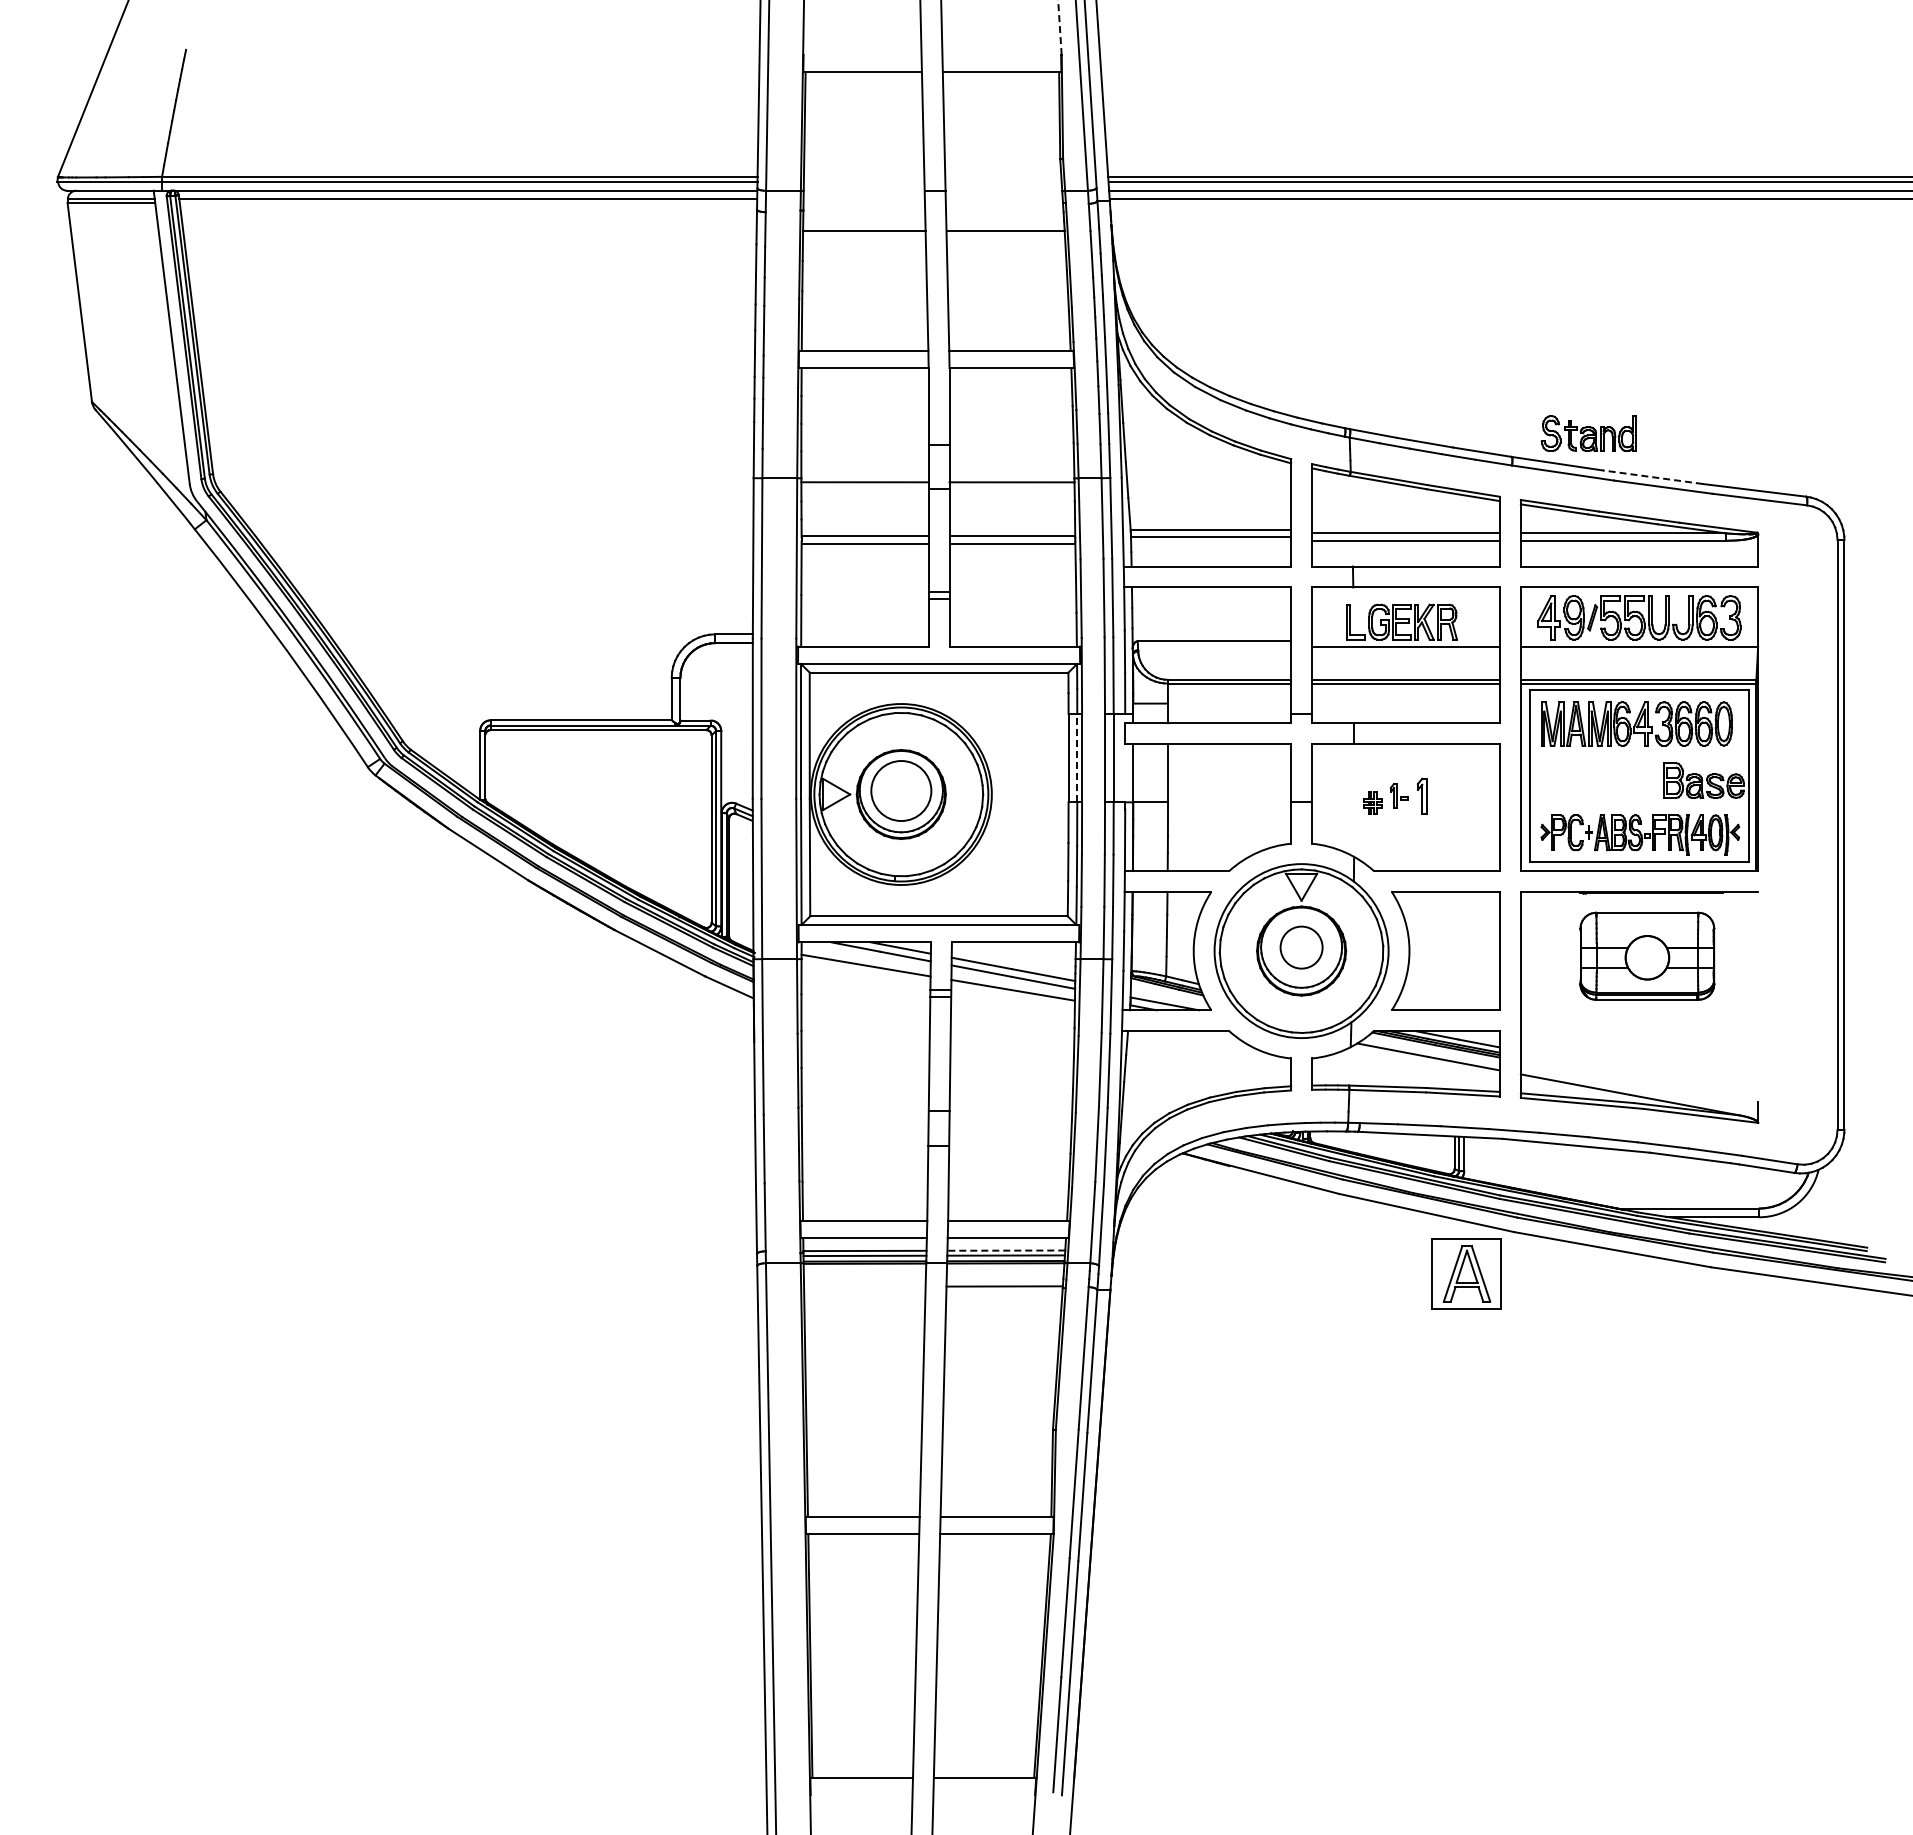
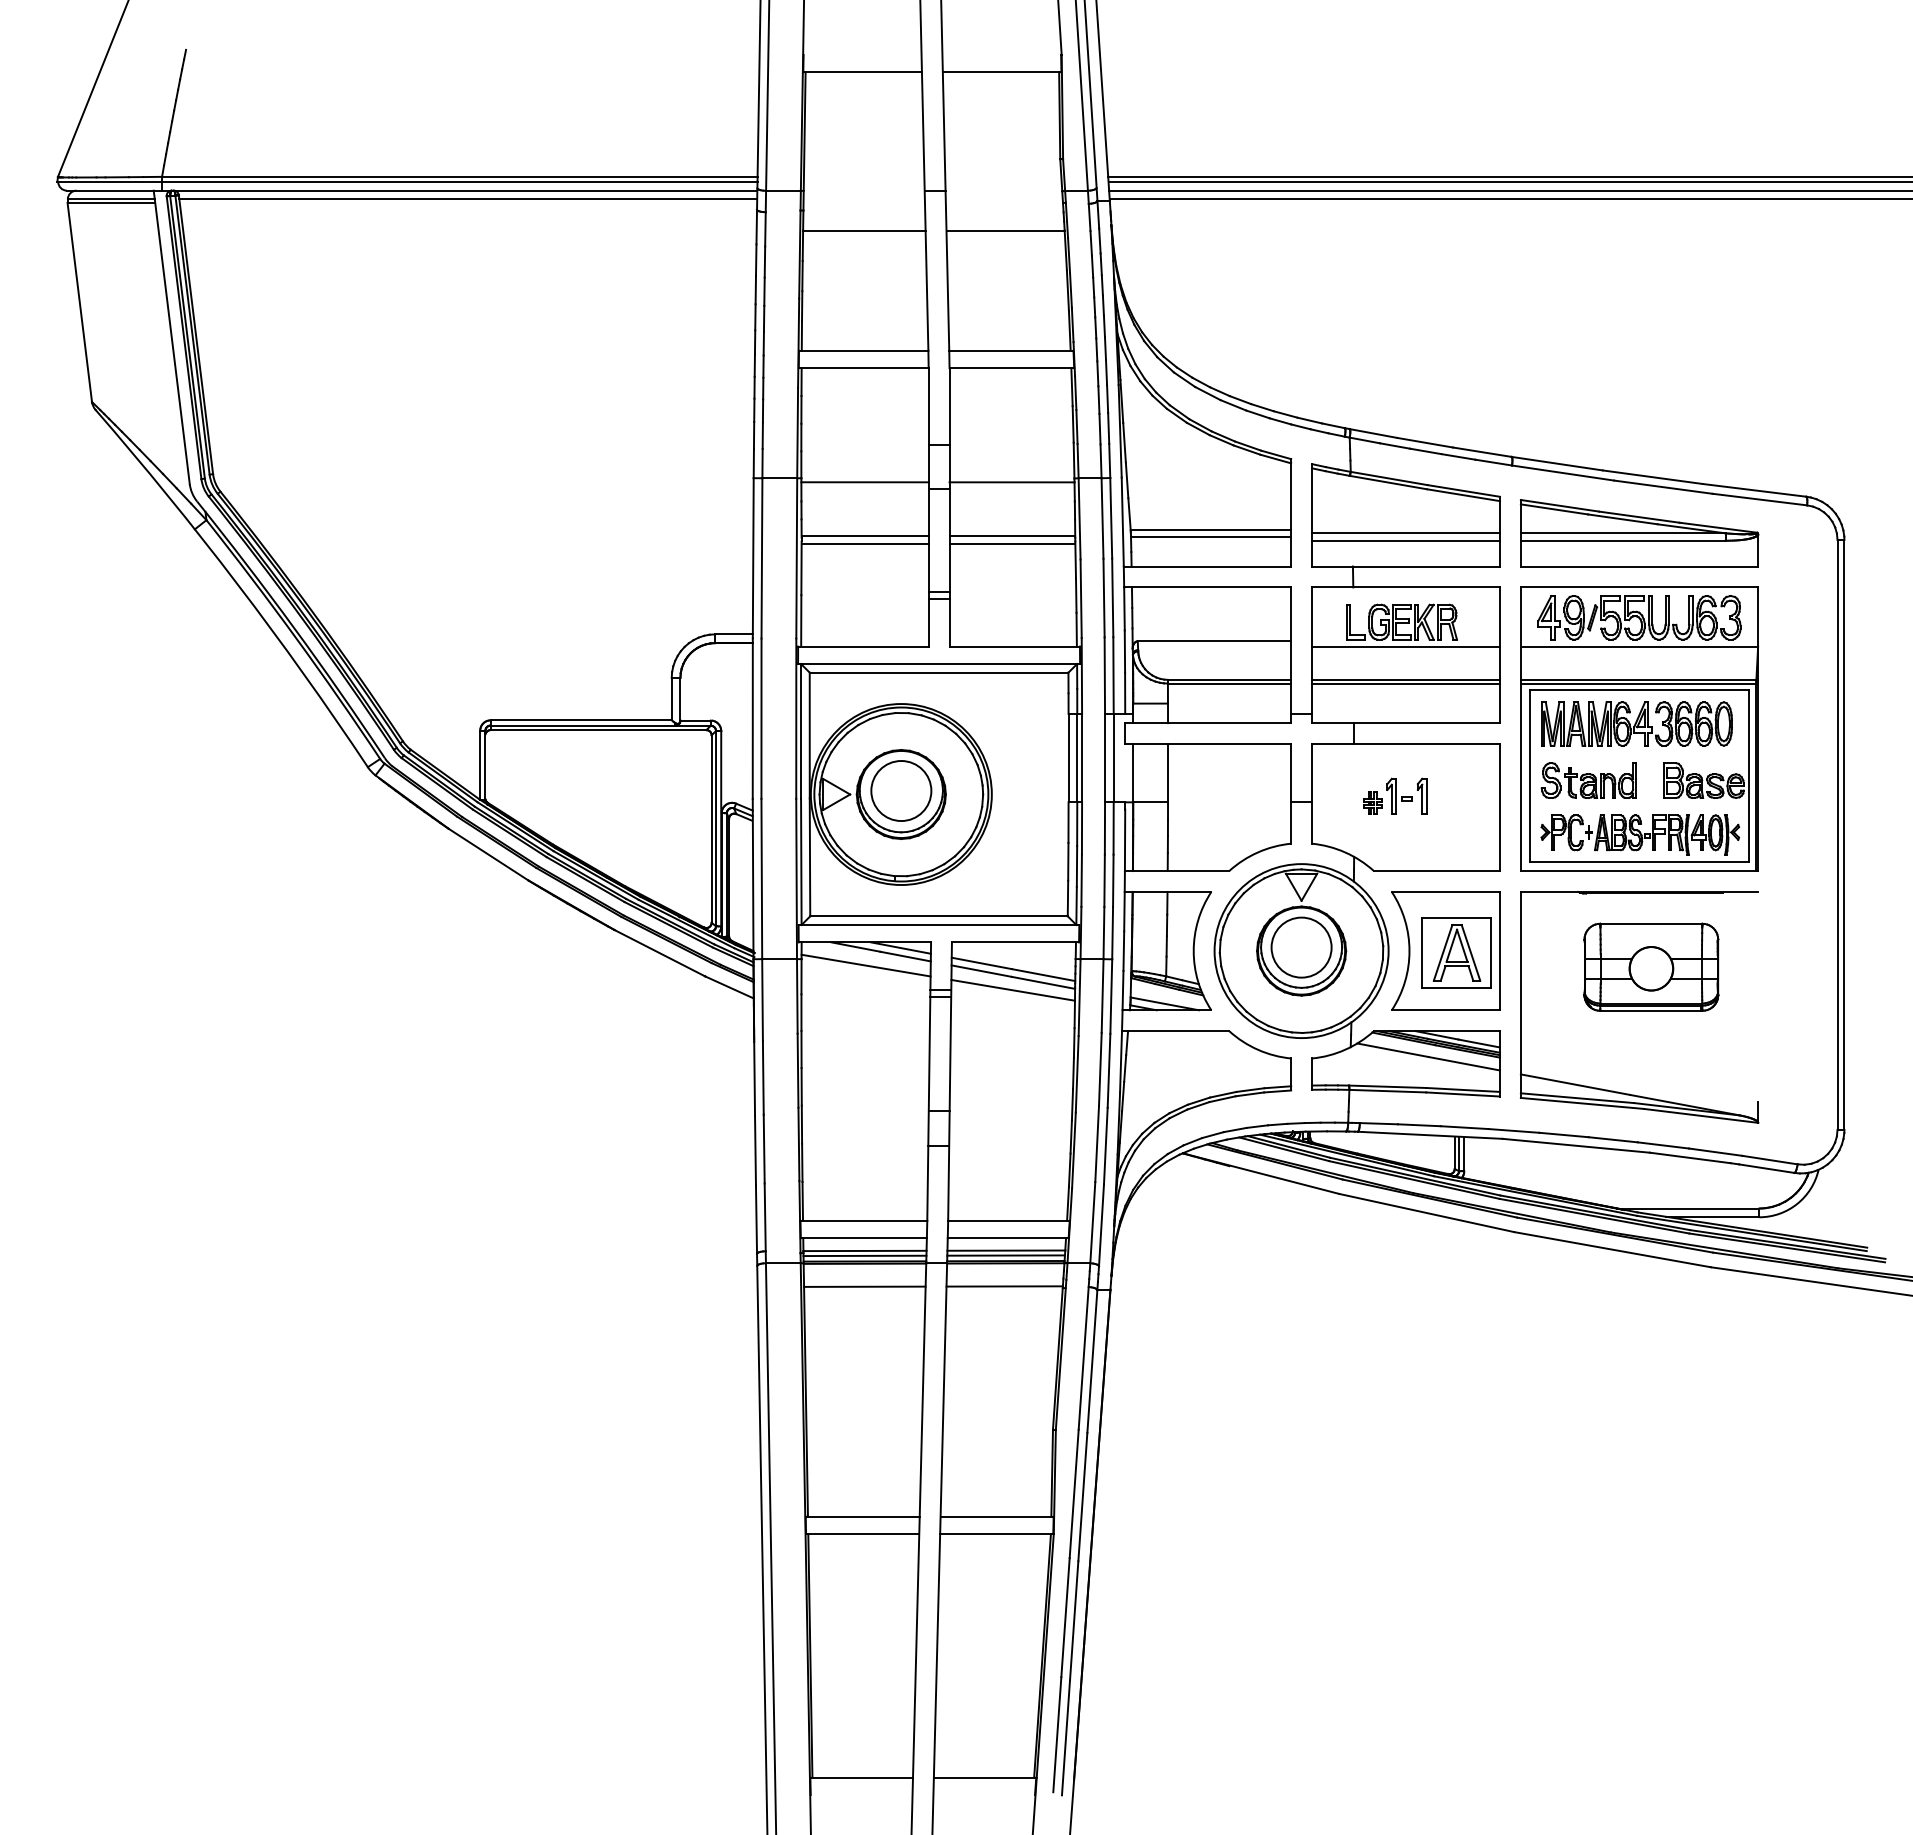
line: dashed -> solid (1059, 27)
part position: (1588, 433) -> (1588, 780) (1588, 780)
line: dashed -> solid (1652, 477)
line: dashed -> solid (1077, 757)
part size: 19x26 px -> 27x38 px (1399, 795)
circle diameter: 42 px -> 60 px (1301, 947)
part position: (1647, 955) -> (1651, 966) (1651, 966)
line: dashed -> solid (1006, 1250)
part position: (1466, 1273) -> (1456, 952) (1456, 952)
line: none -> present (864, 1286)
